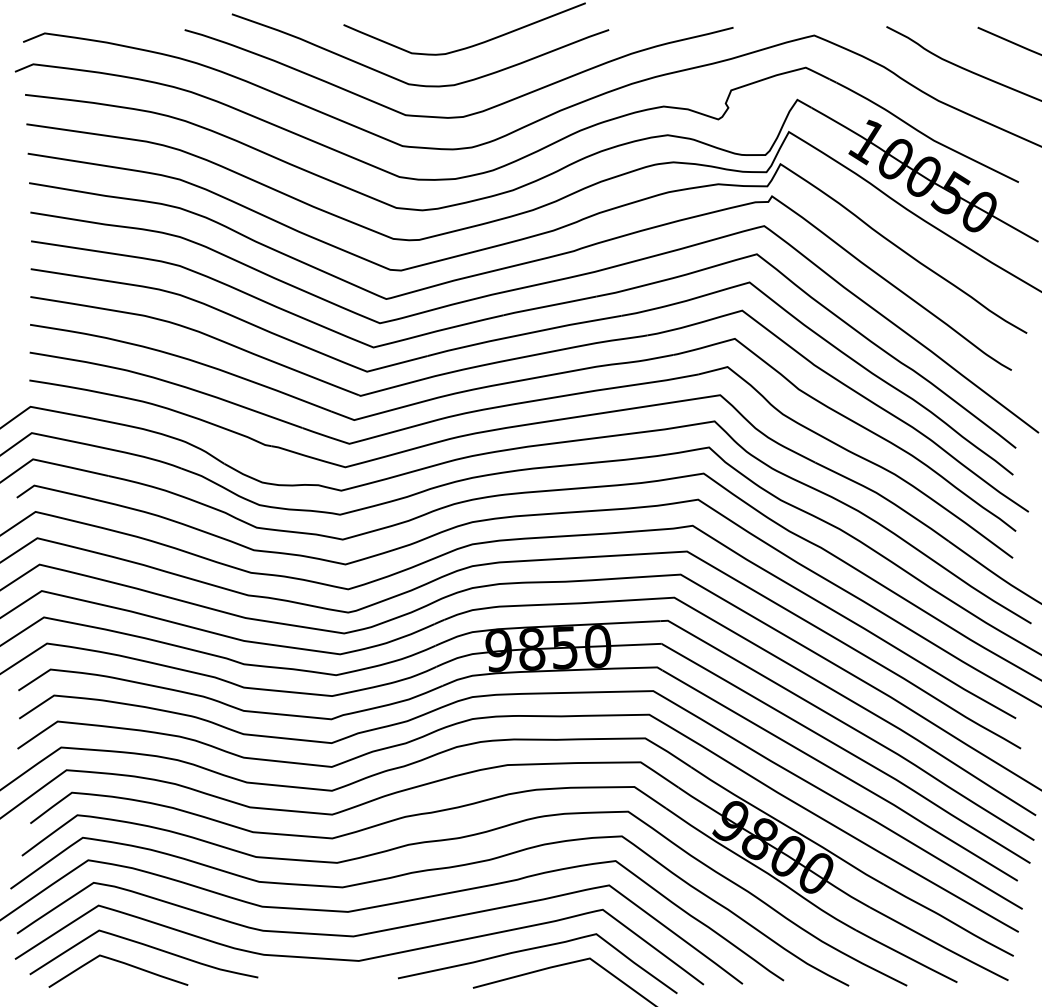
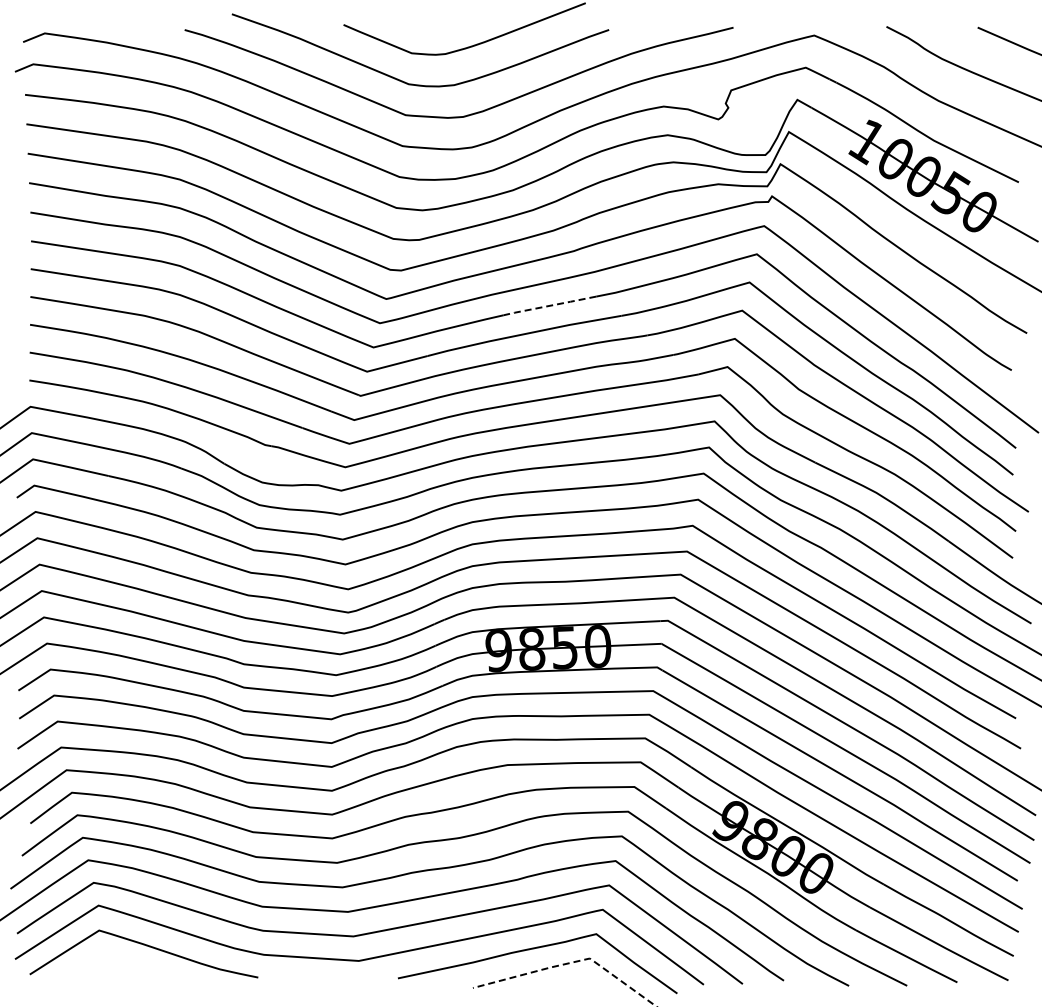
line: solid -> dashed (549, 305)
line: solid -> dashed (570, 962)
curve: present -> none (121, 963)
